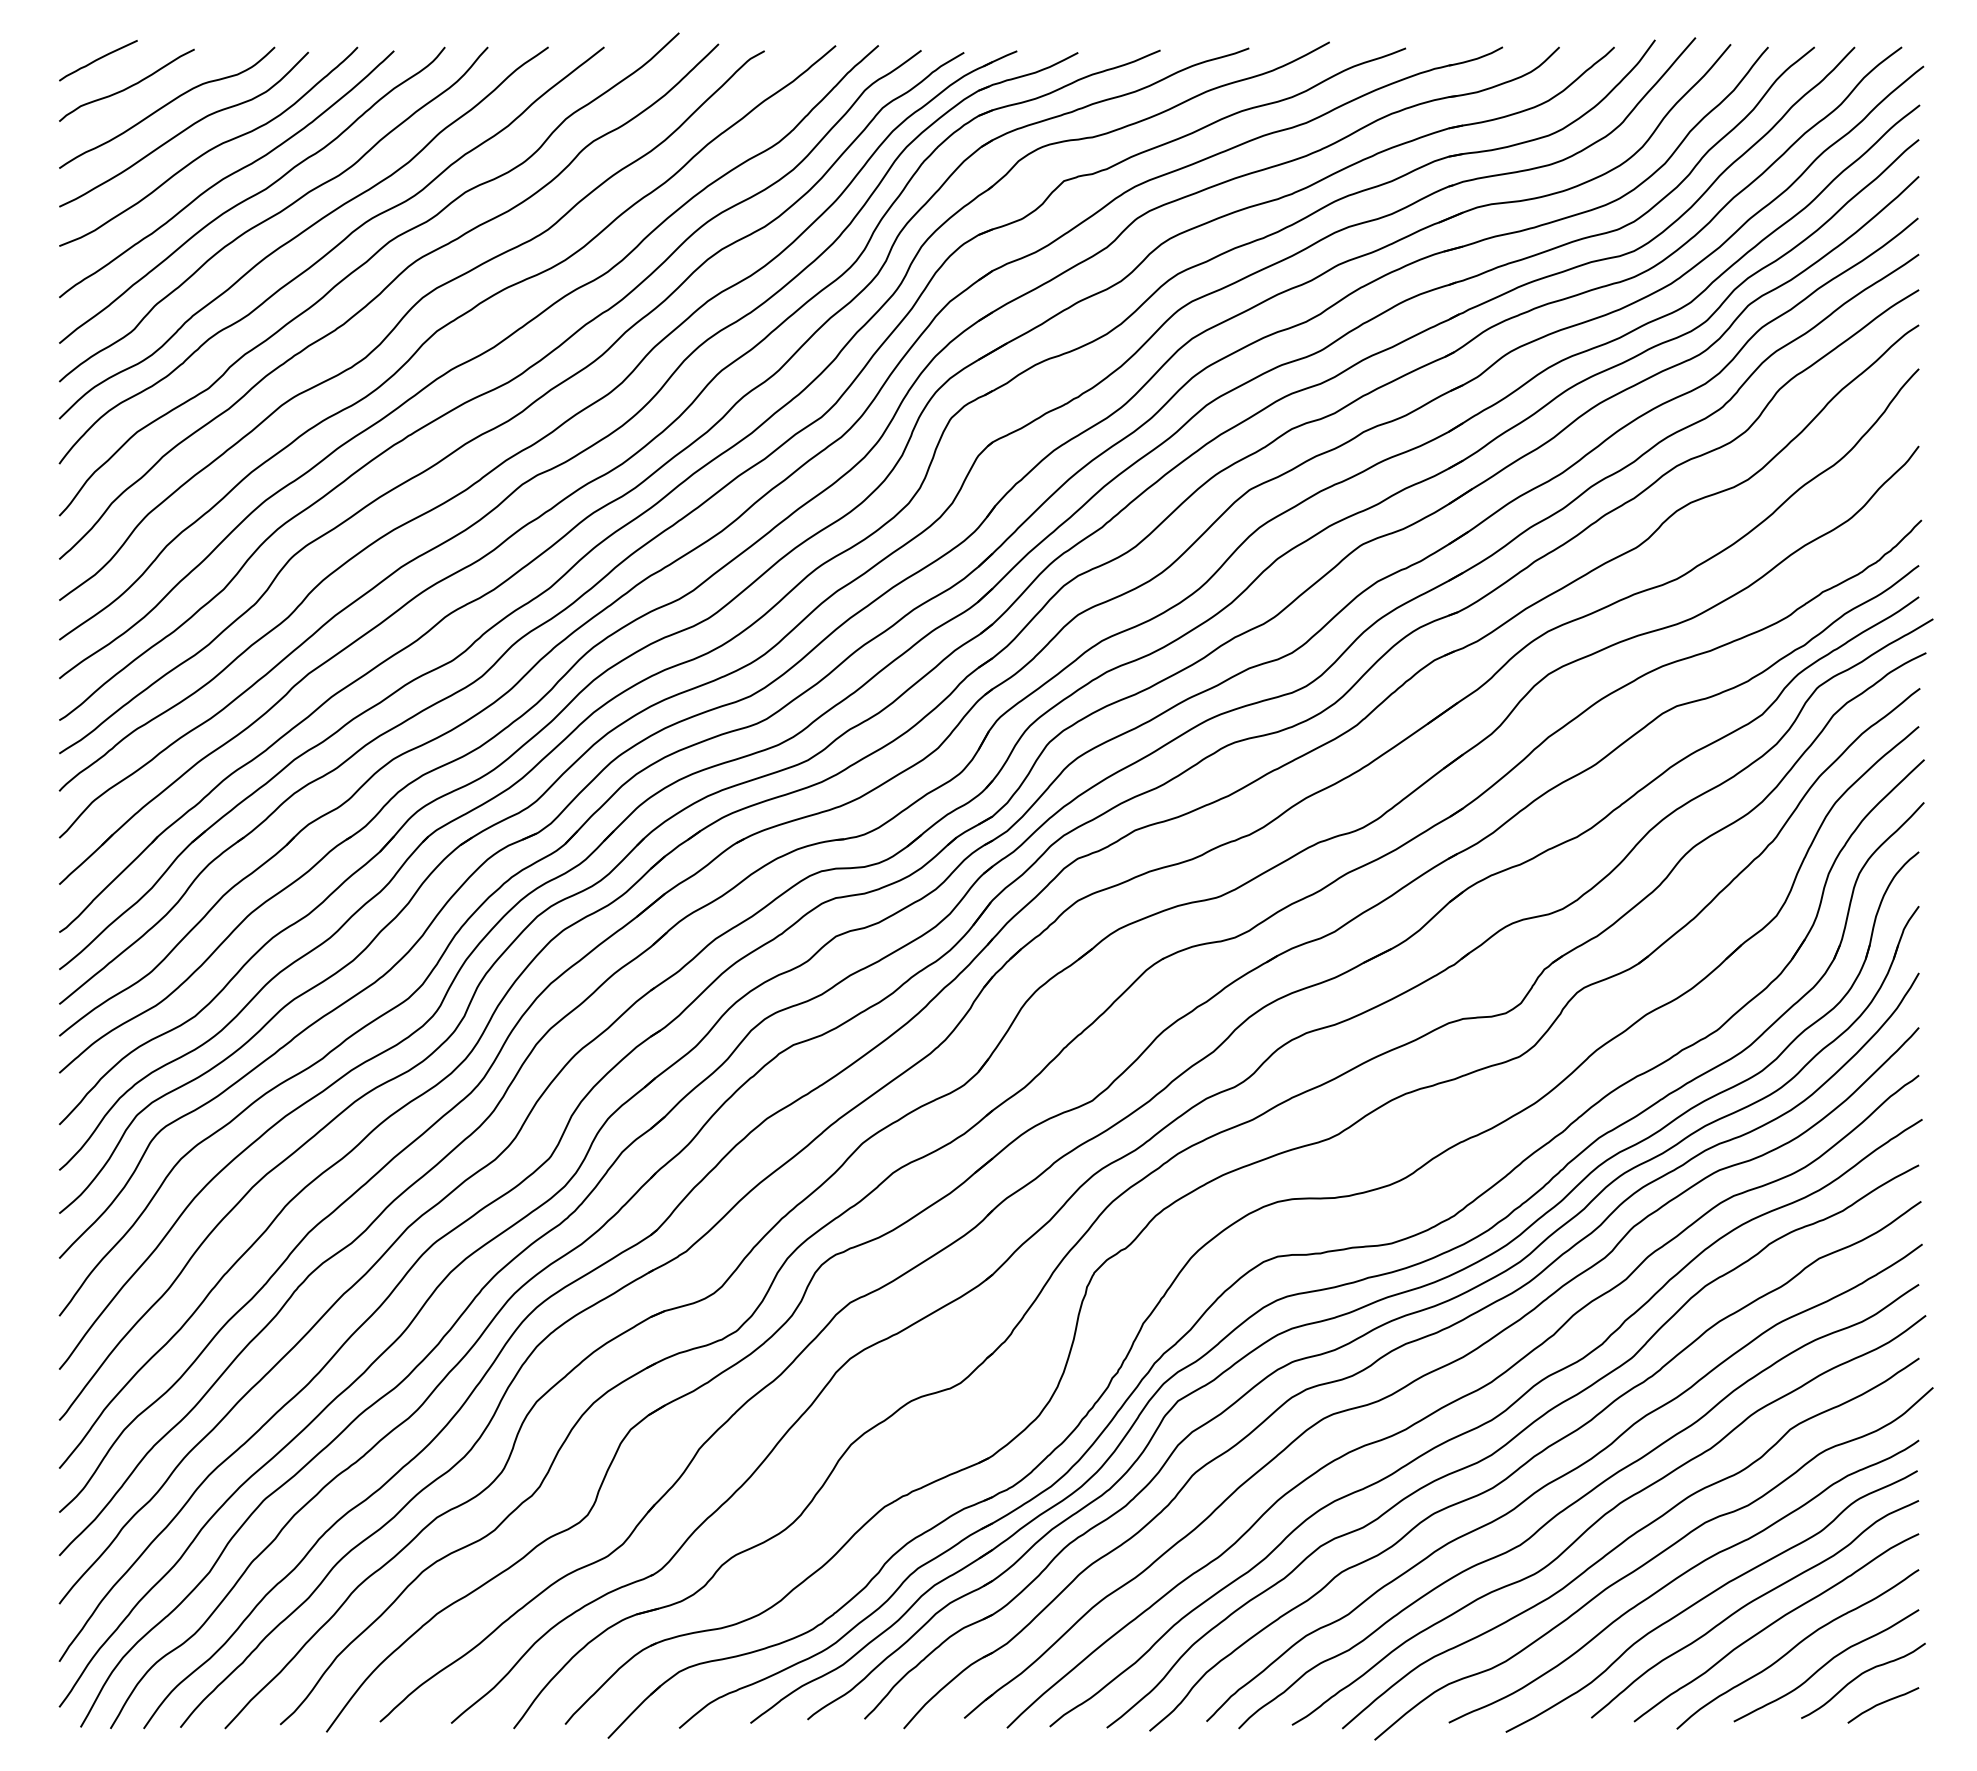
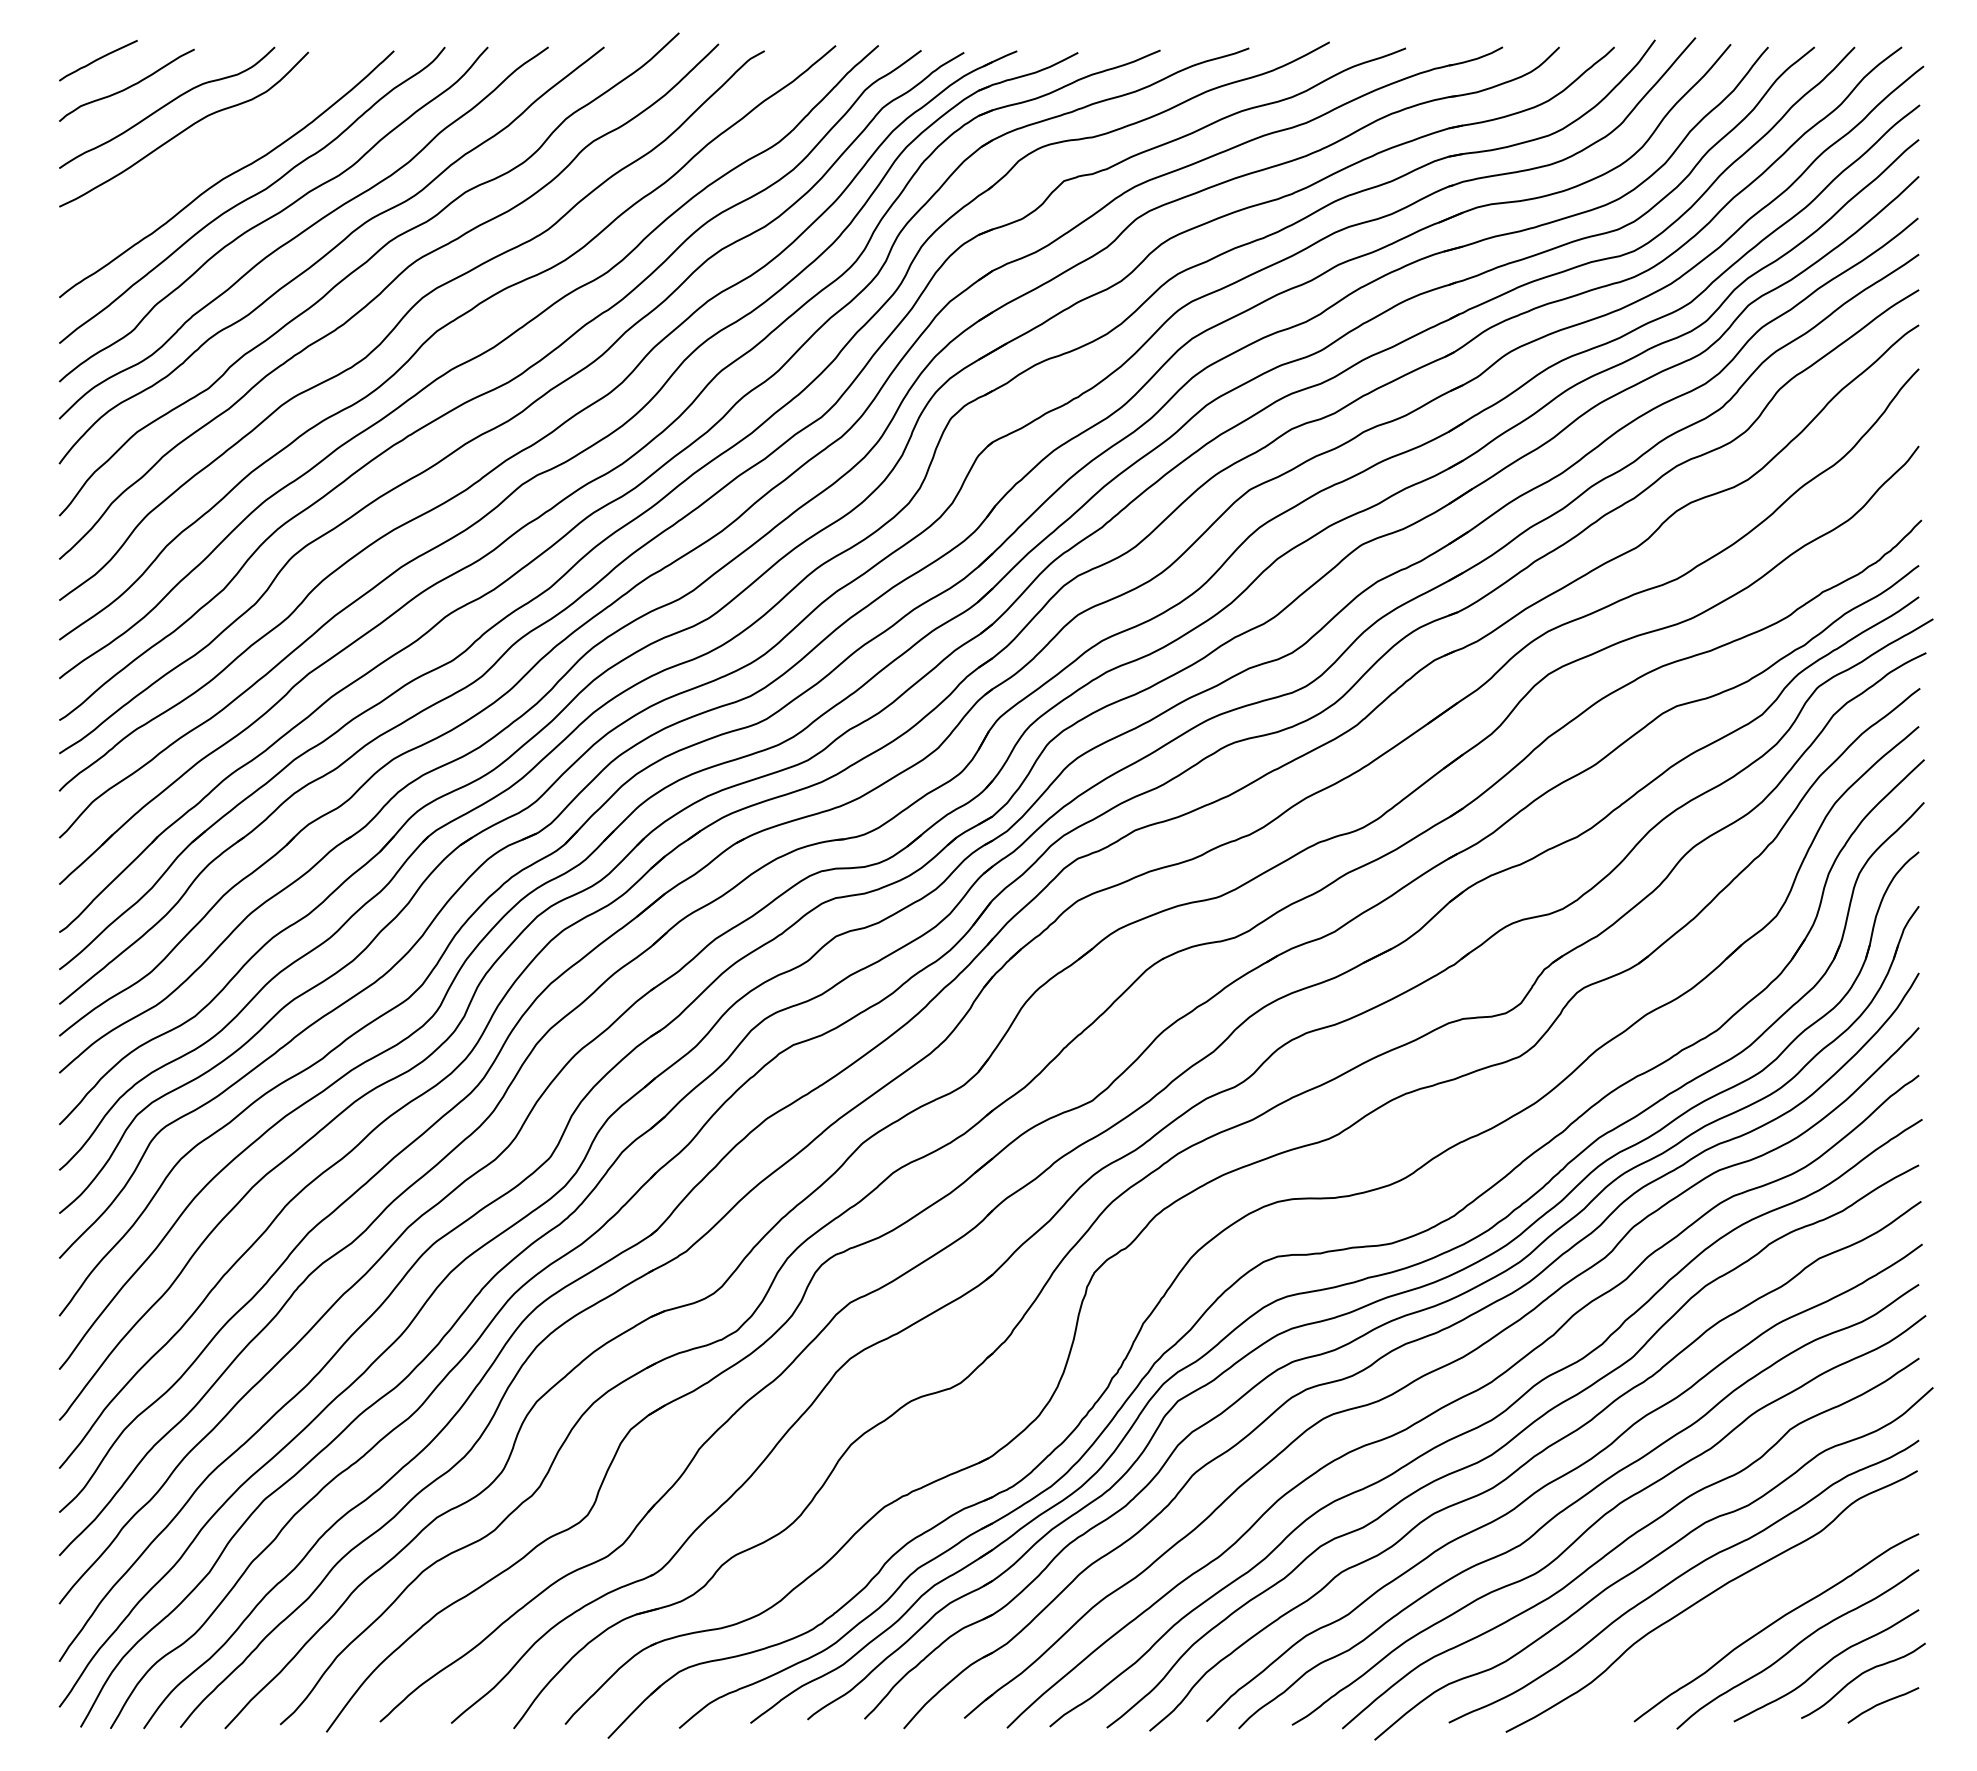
curve: present -> none (210, 148)
curve: present -> none (1752, 1602)
